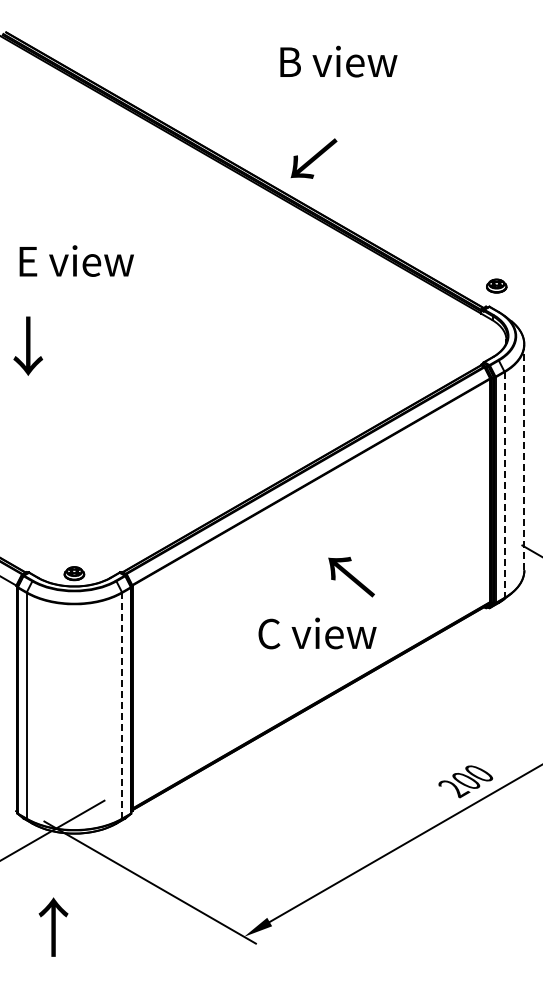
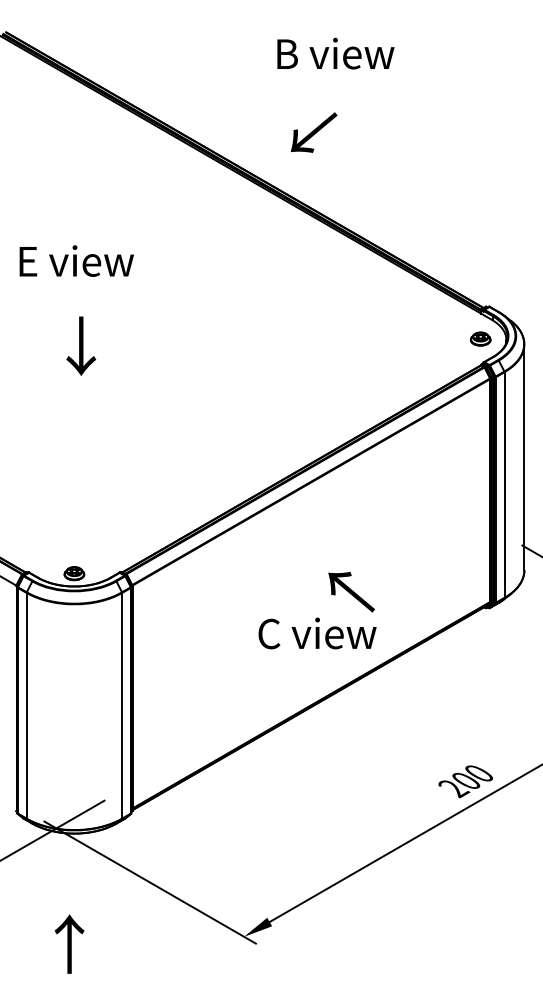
text position: (338, 61) -> (335, 53) (335, 53)
text position: (313, 158) -> (313, 132) (313, 132)
part position: (496, 285) -> (480, 338) (480, 338)
text position: (28, 345) -> (81, 345) (81, 345)
line: dashed -> solid (524, 457)
line: dashed -> solid (504, 485)
text position: (351, 577) -> (351, 592) (351, 592)
line: dashed -> solid (122, 705)
text position: (53, 926) -> (69, 943) (69, 943)
